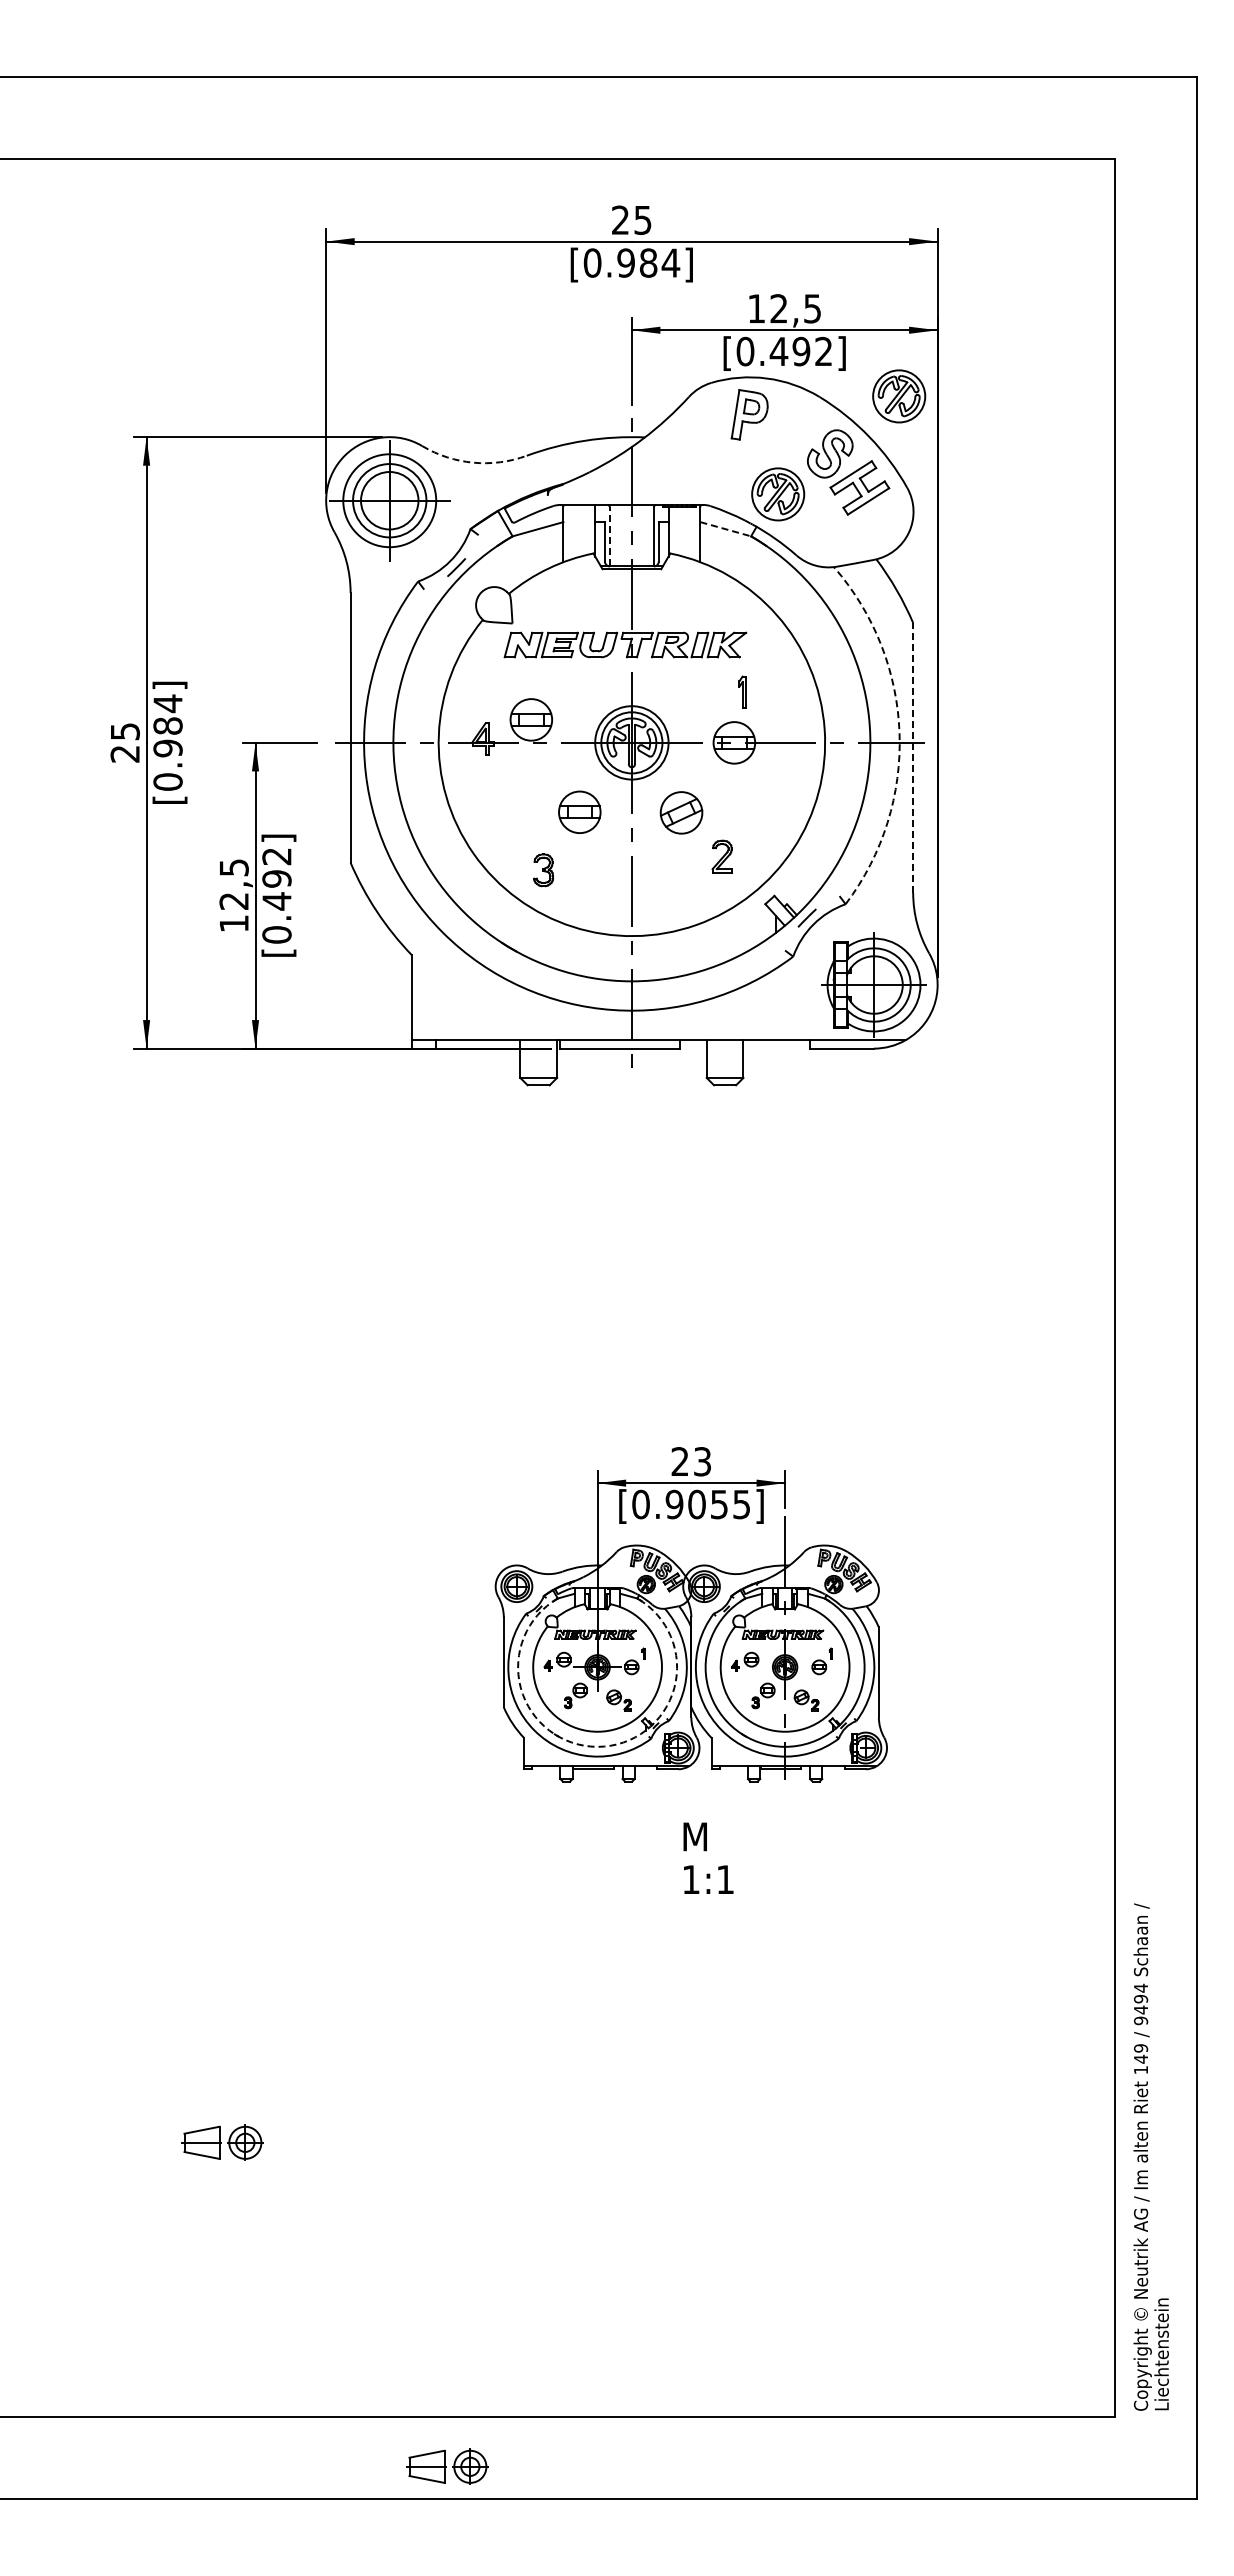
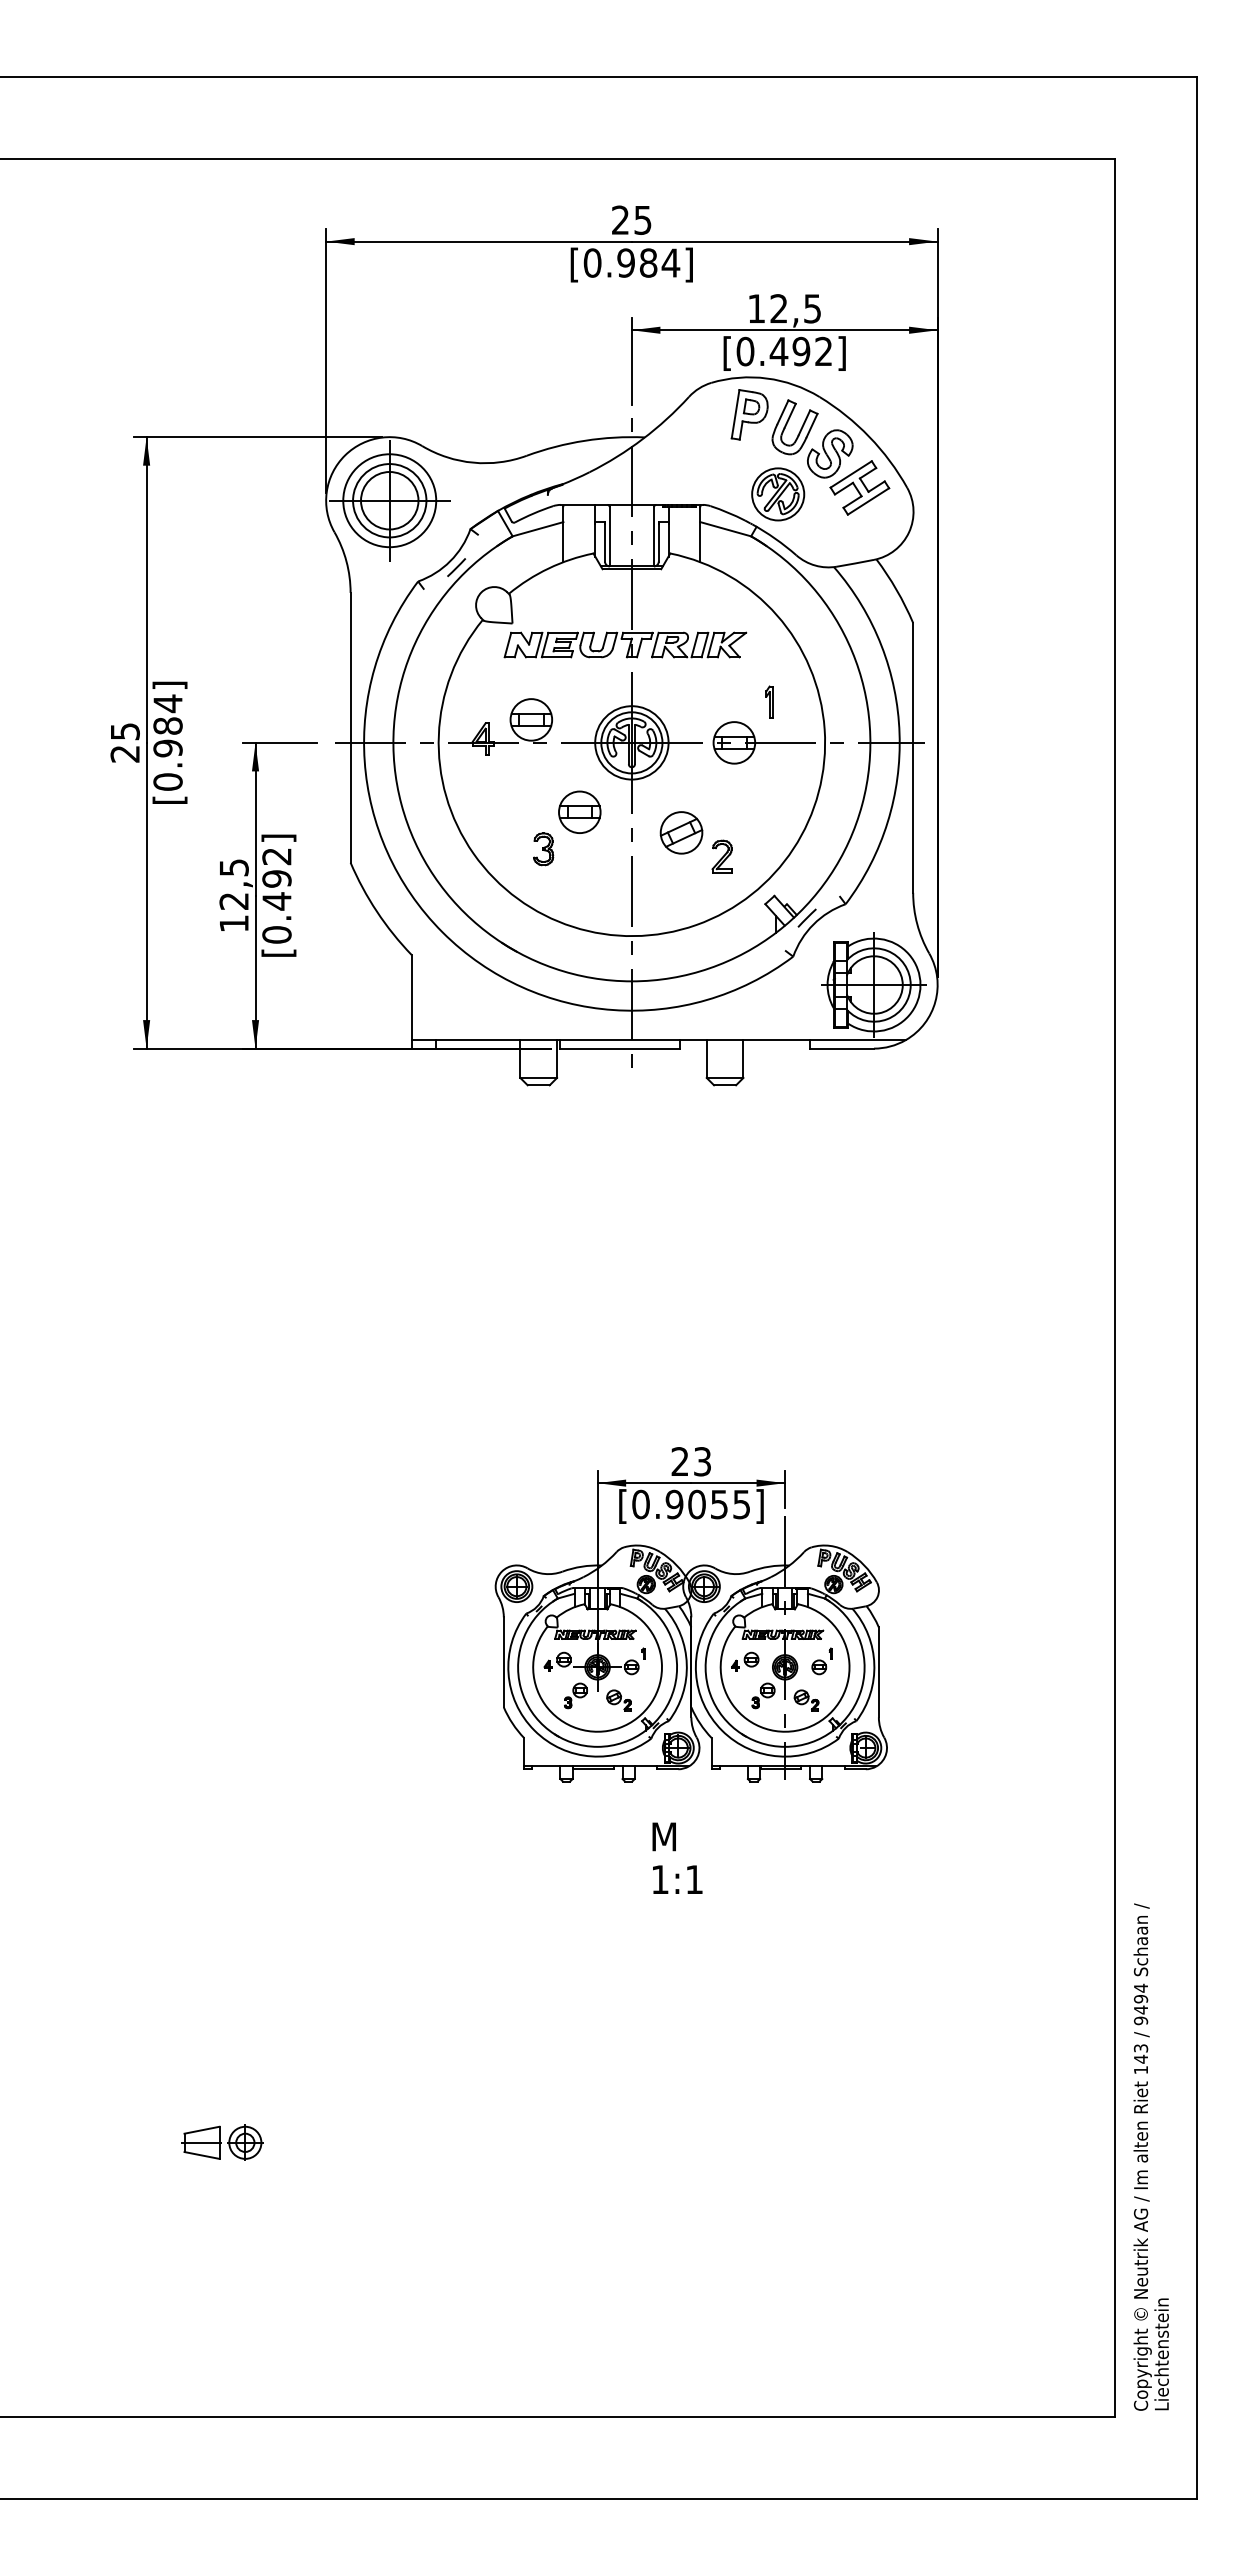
part: present -> none (899, 396)
part: none -> present (794, 427)
arc: dashed -> solid (473, 462)
line: dashed -> solid (726, 529)
line: dashed -> solid (609, 536)
part position: (742, 691) -> (769, 701) (769, 701)
arc: dashed -> solid (899, 733)
line: dashed -> solid (913, 757)
part position: (681, 812) -> (681, 832) (681, 832)
part position: (543, 870) -> (543, 849) (543, 849)
arc: dashed -> solid (597, 1746)
text position: (708, 1857) -> (677, 1857) (677, 1857)
text: 149 -> 143 (1140, 2048)
part: present -> none (447, 2466)
